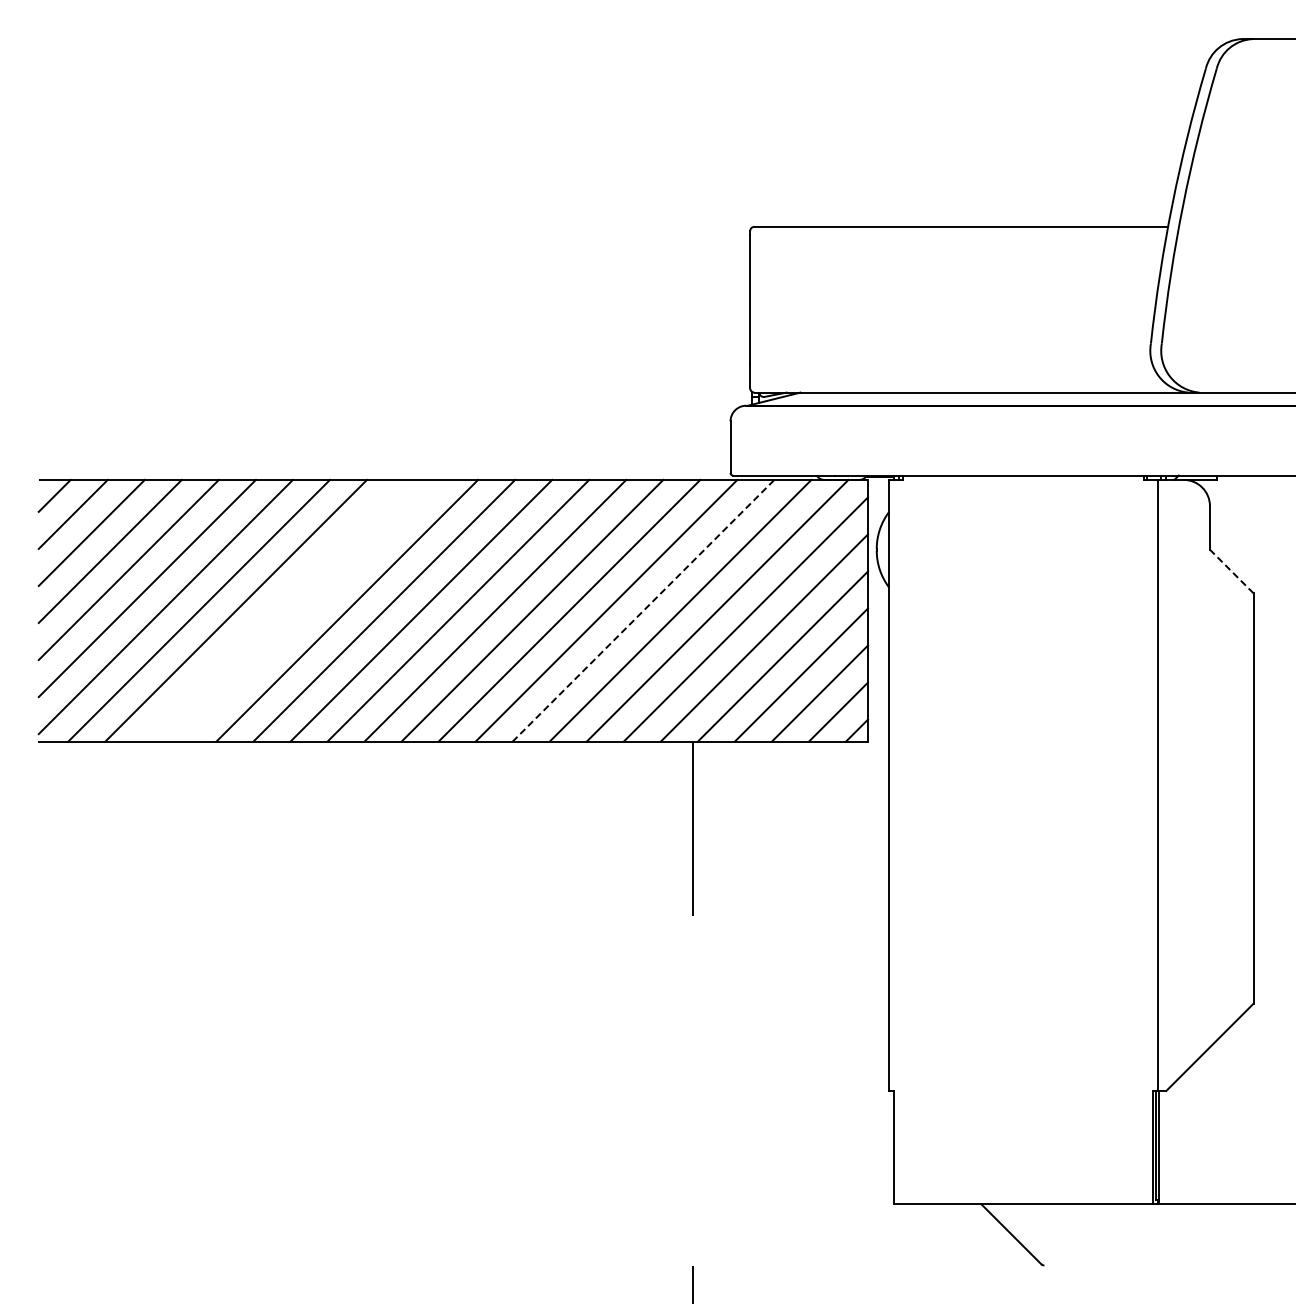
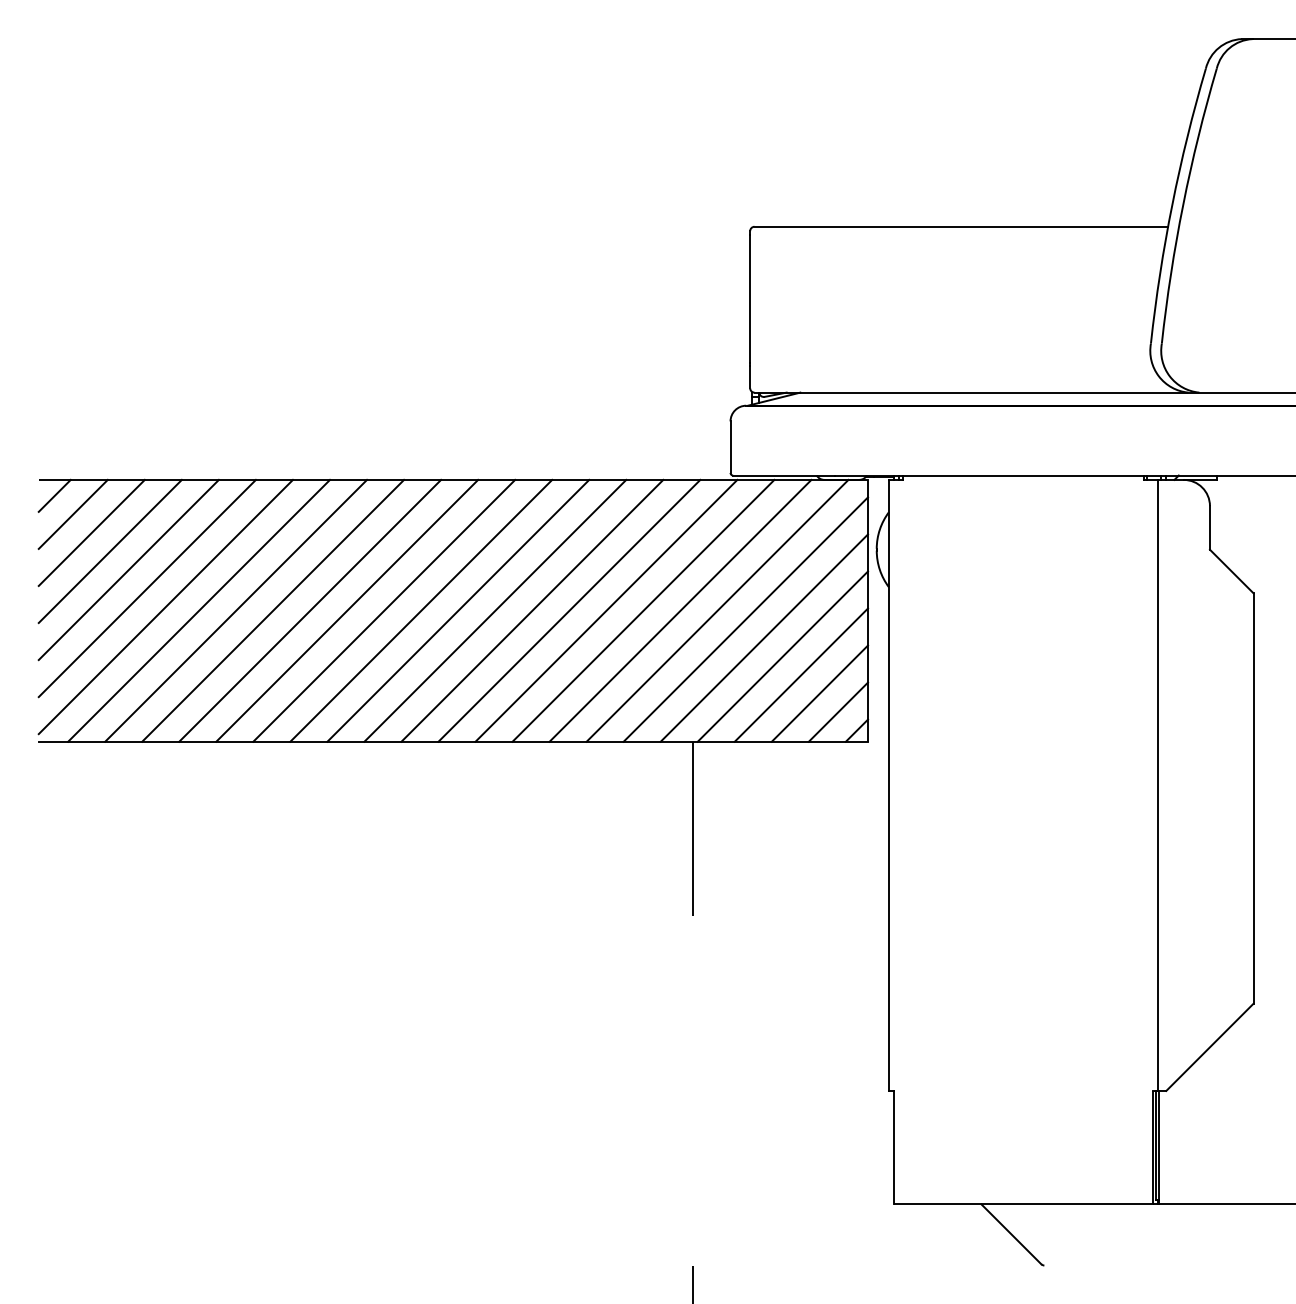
line: dashed -> solid (1231, 571)
line: none -> present (273, 610)
line: none -> present (310, 610)
line: dashed -> solid (643, 610)
